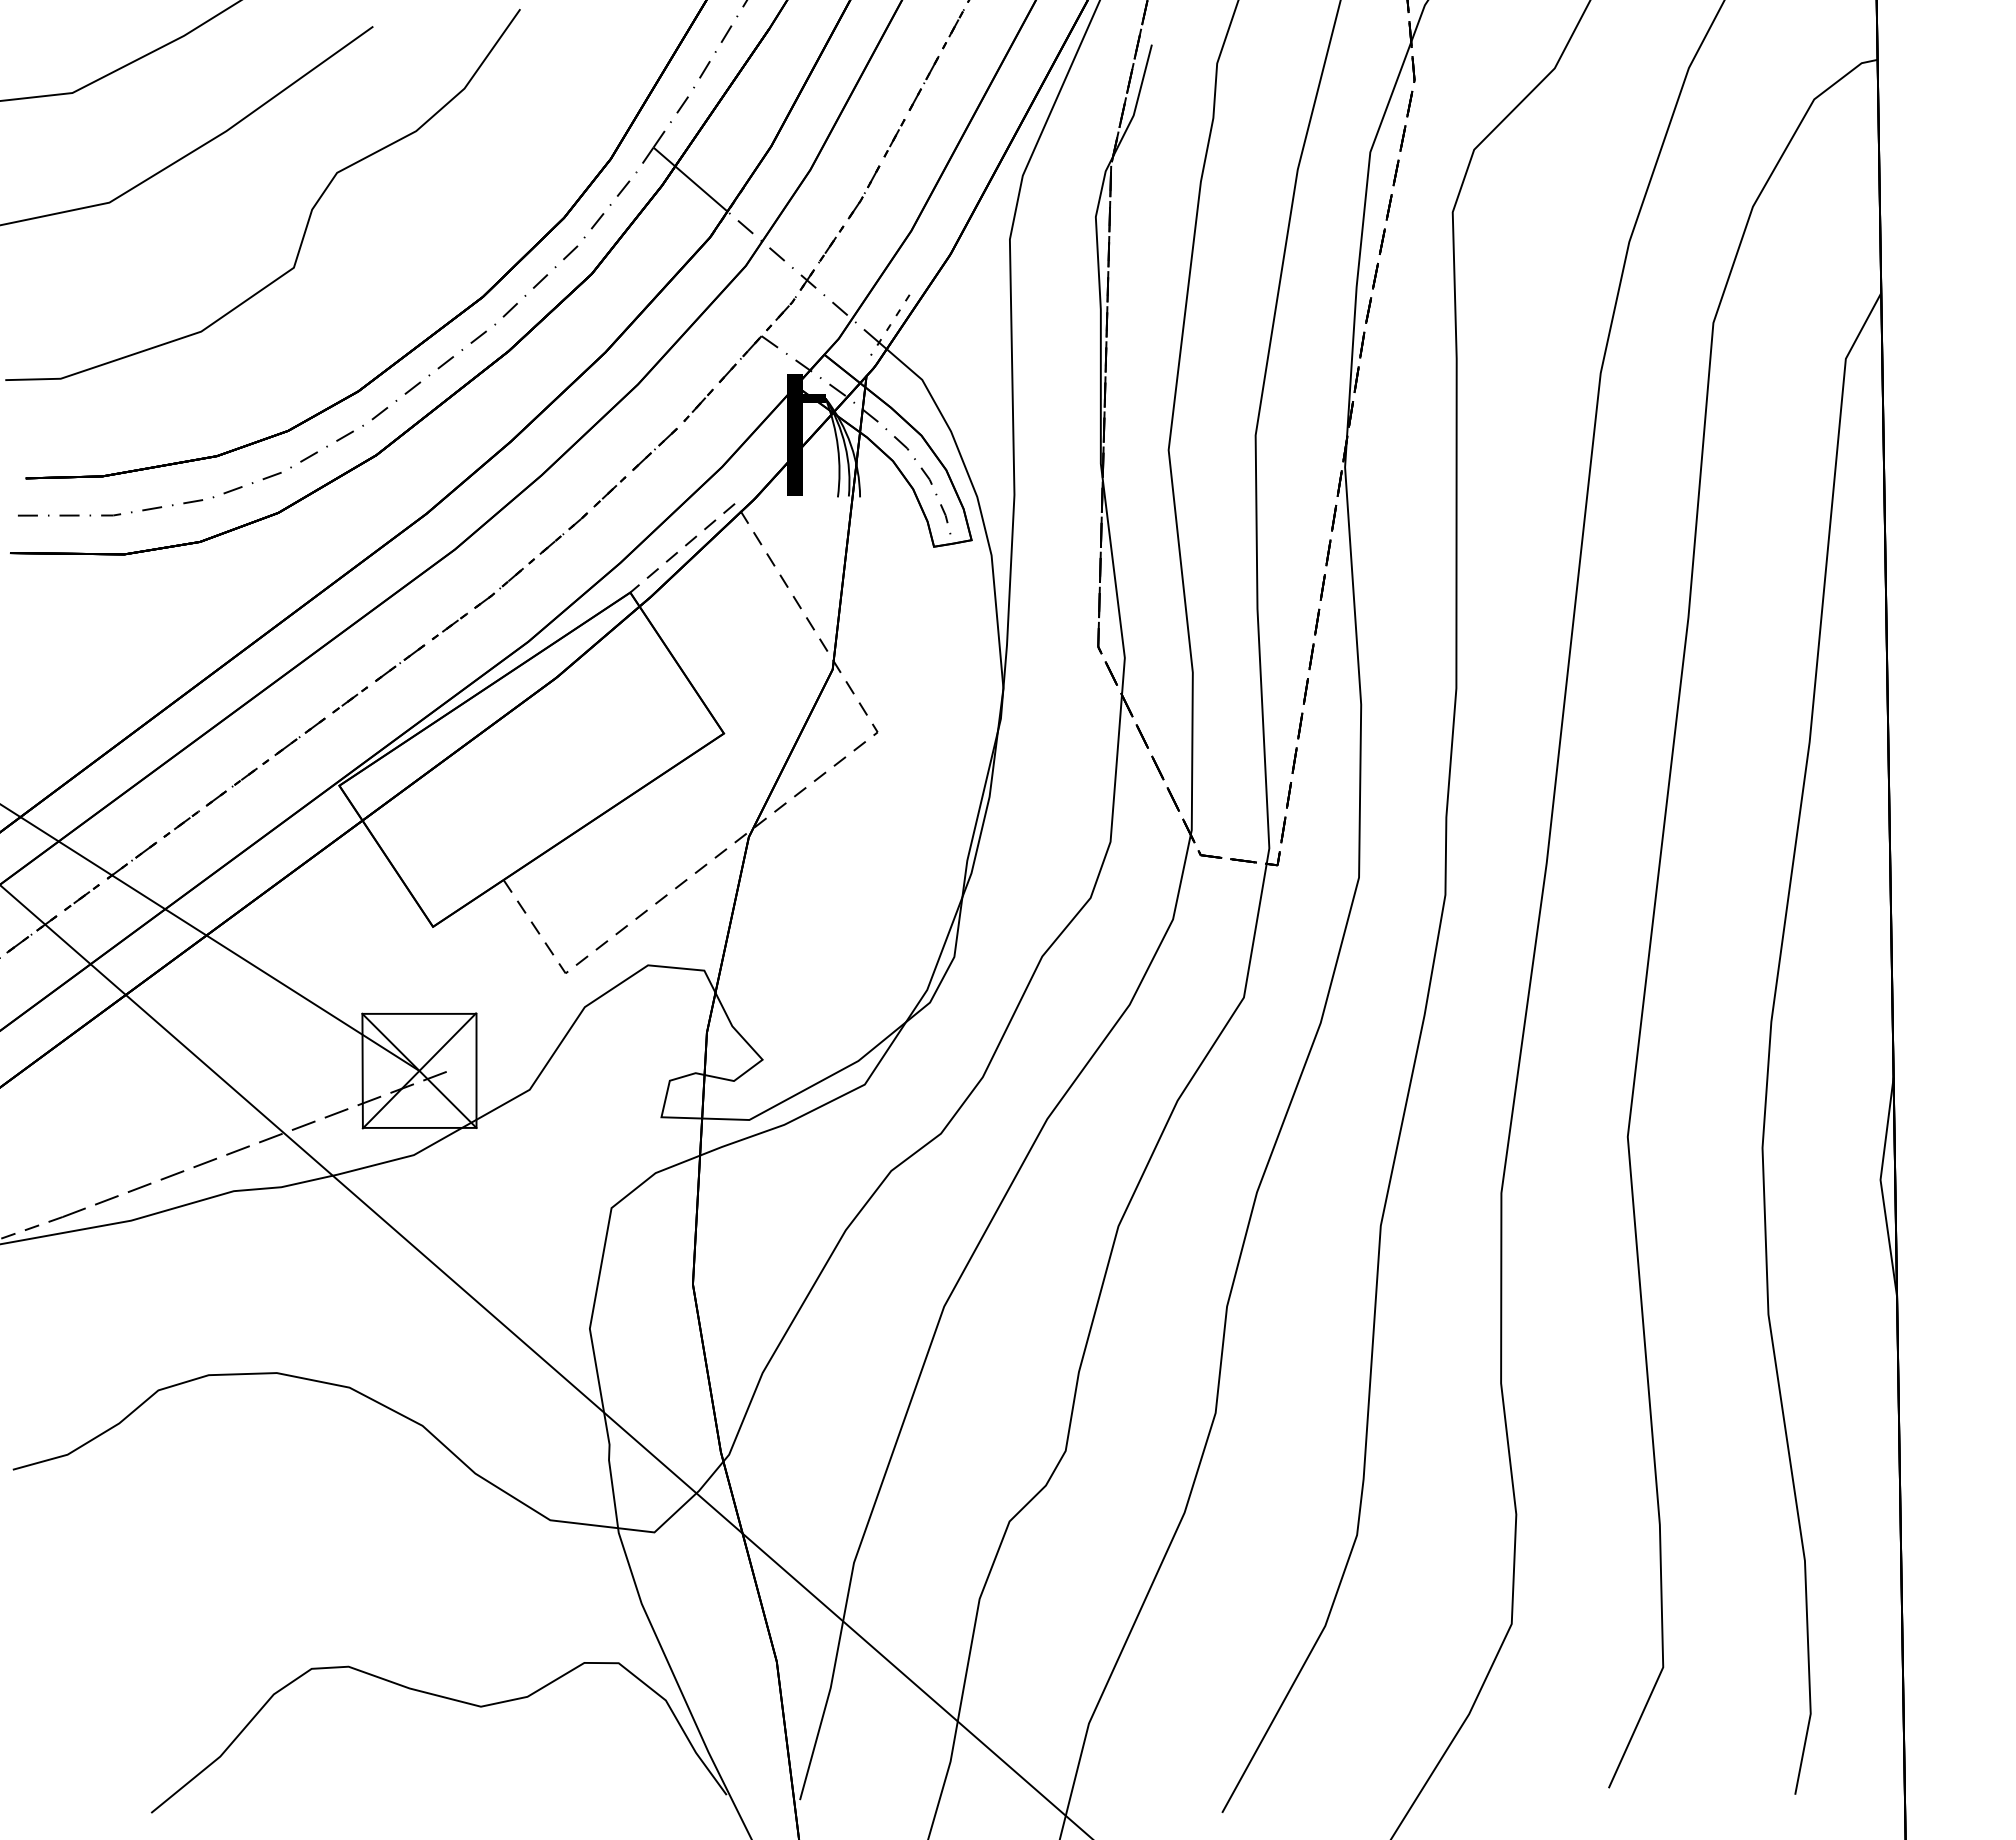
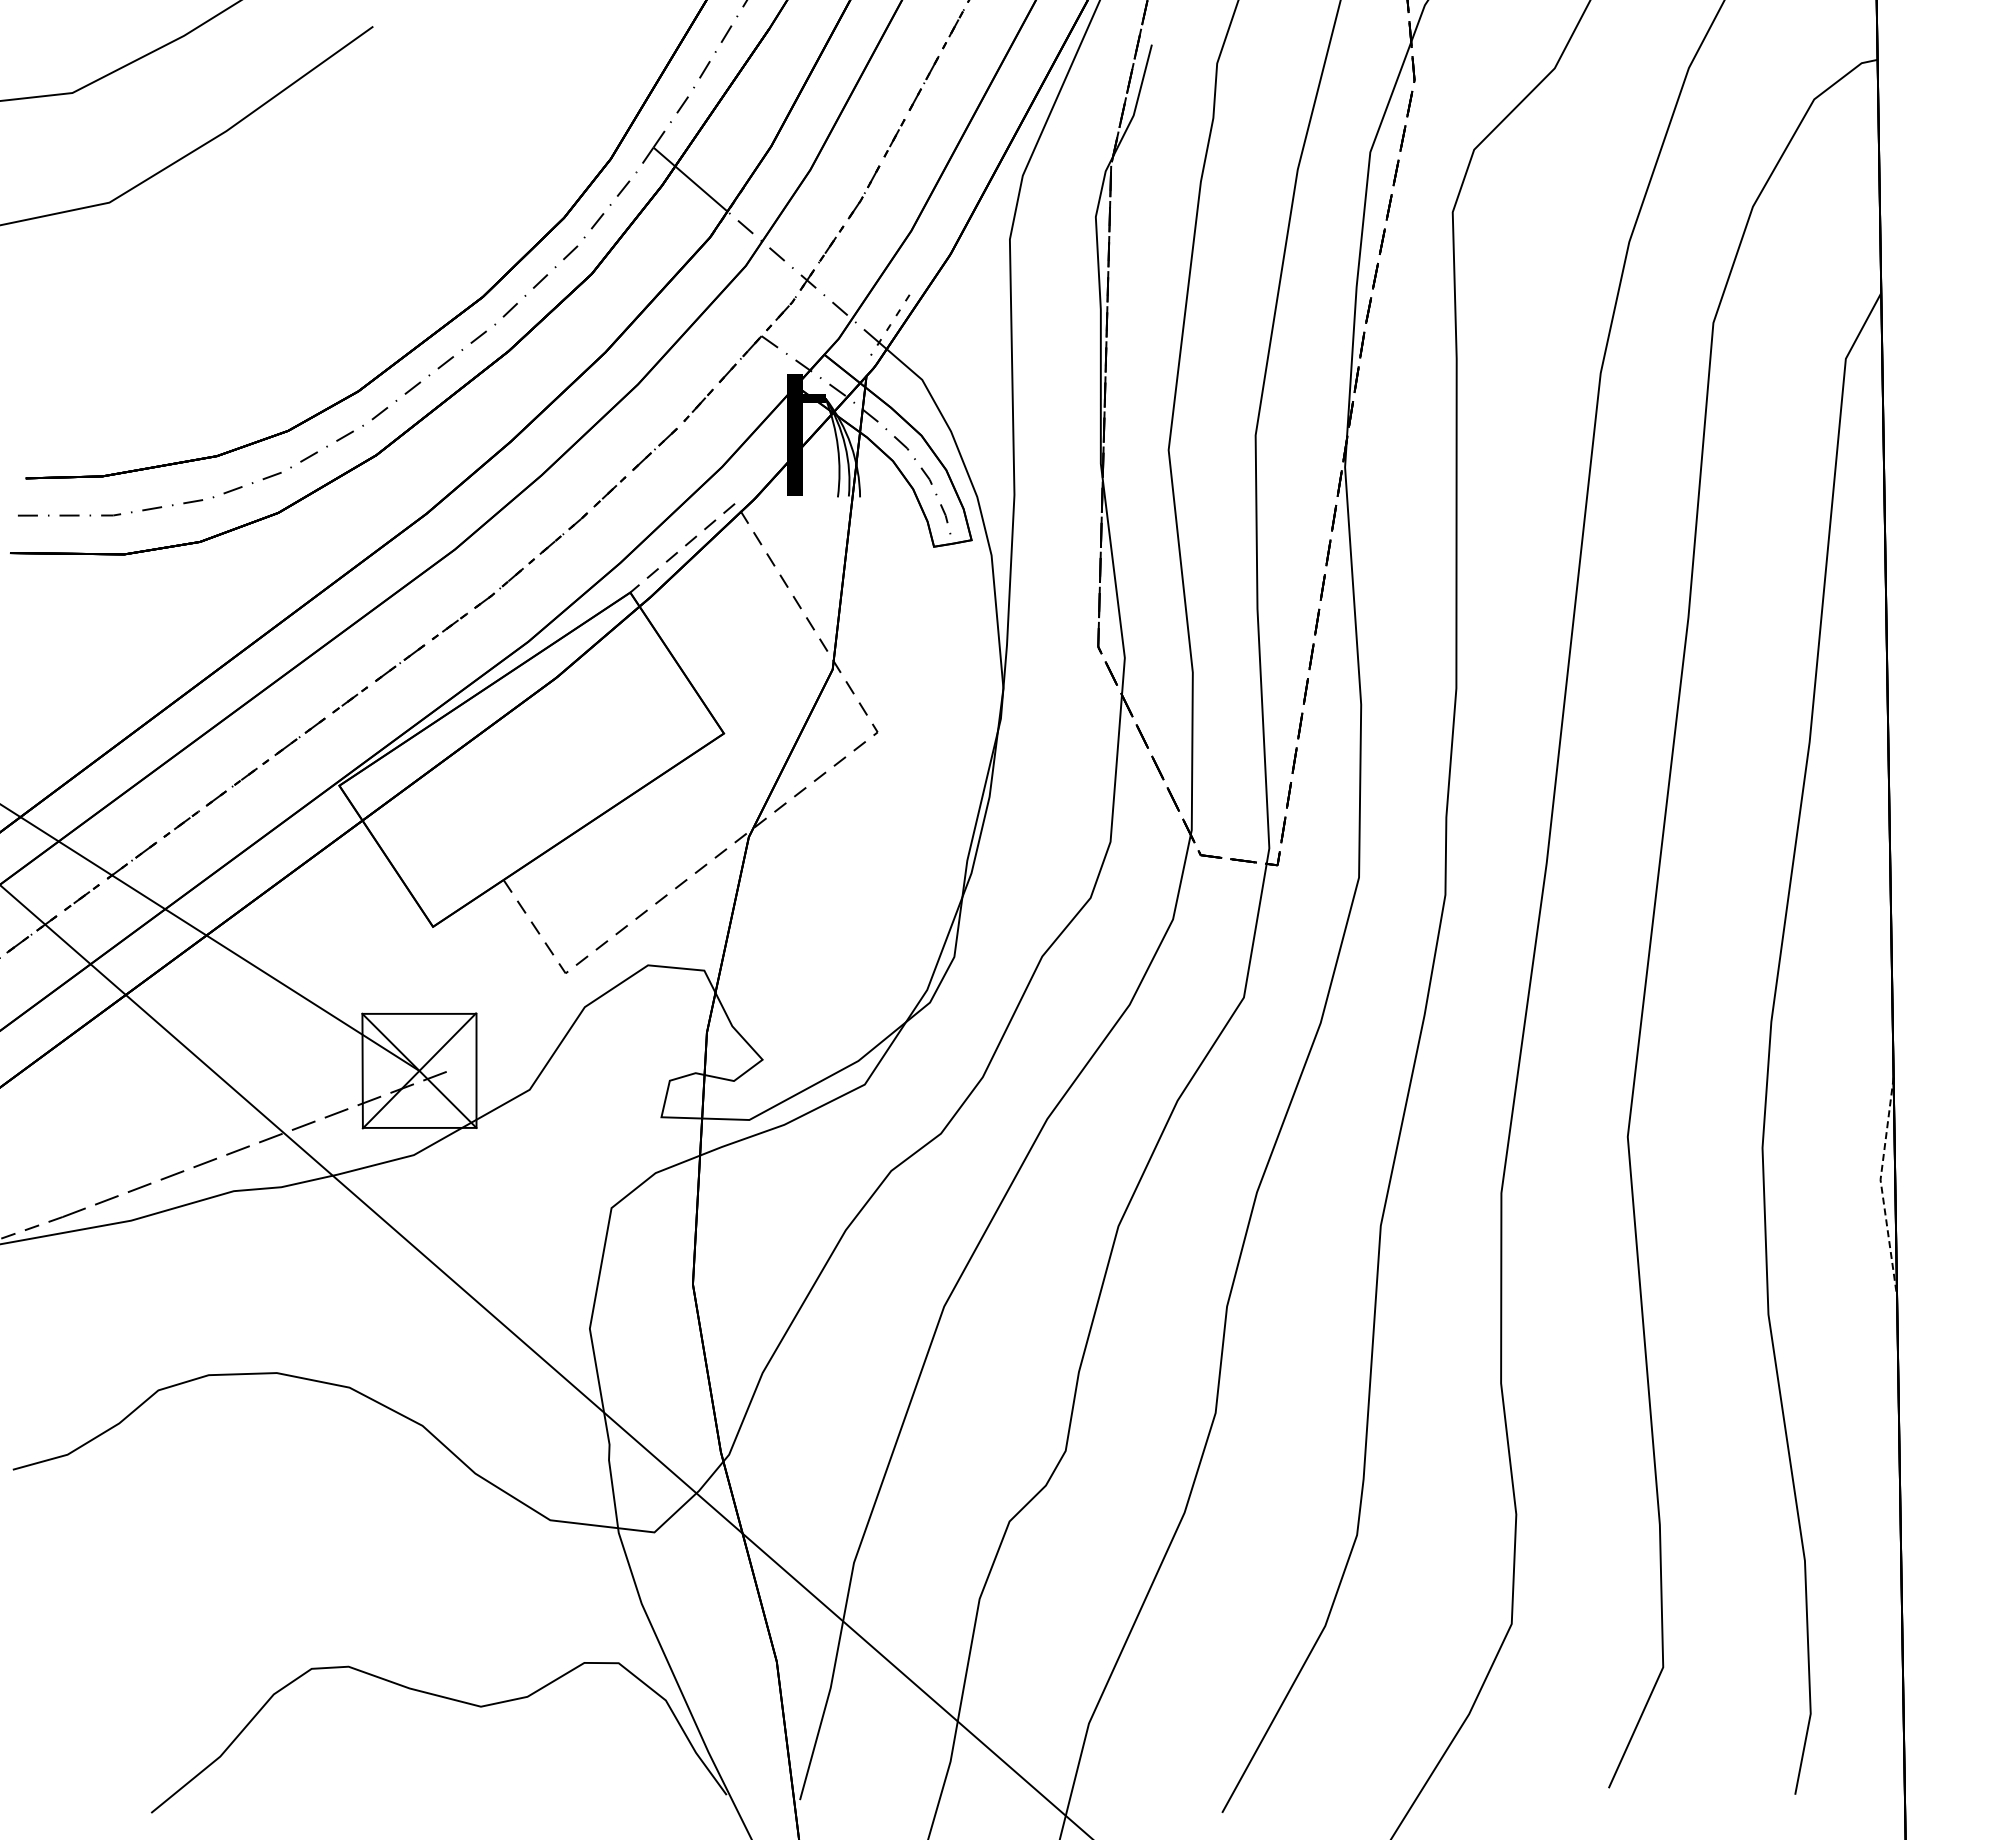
curve: present -> none (310, 211)
line: solid -> dashed (1881, 1186)
